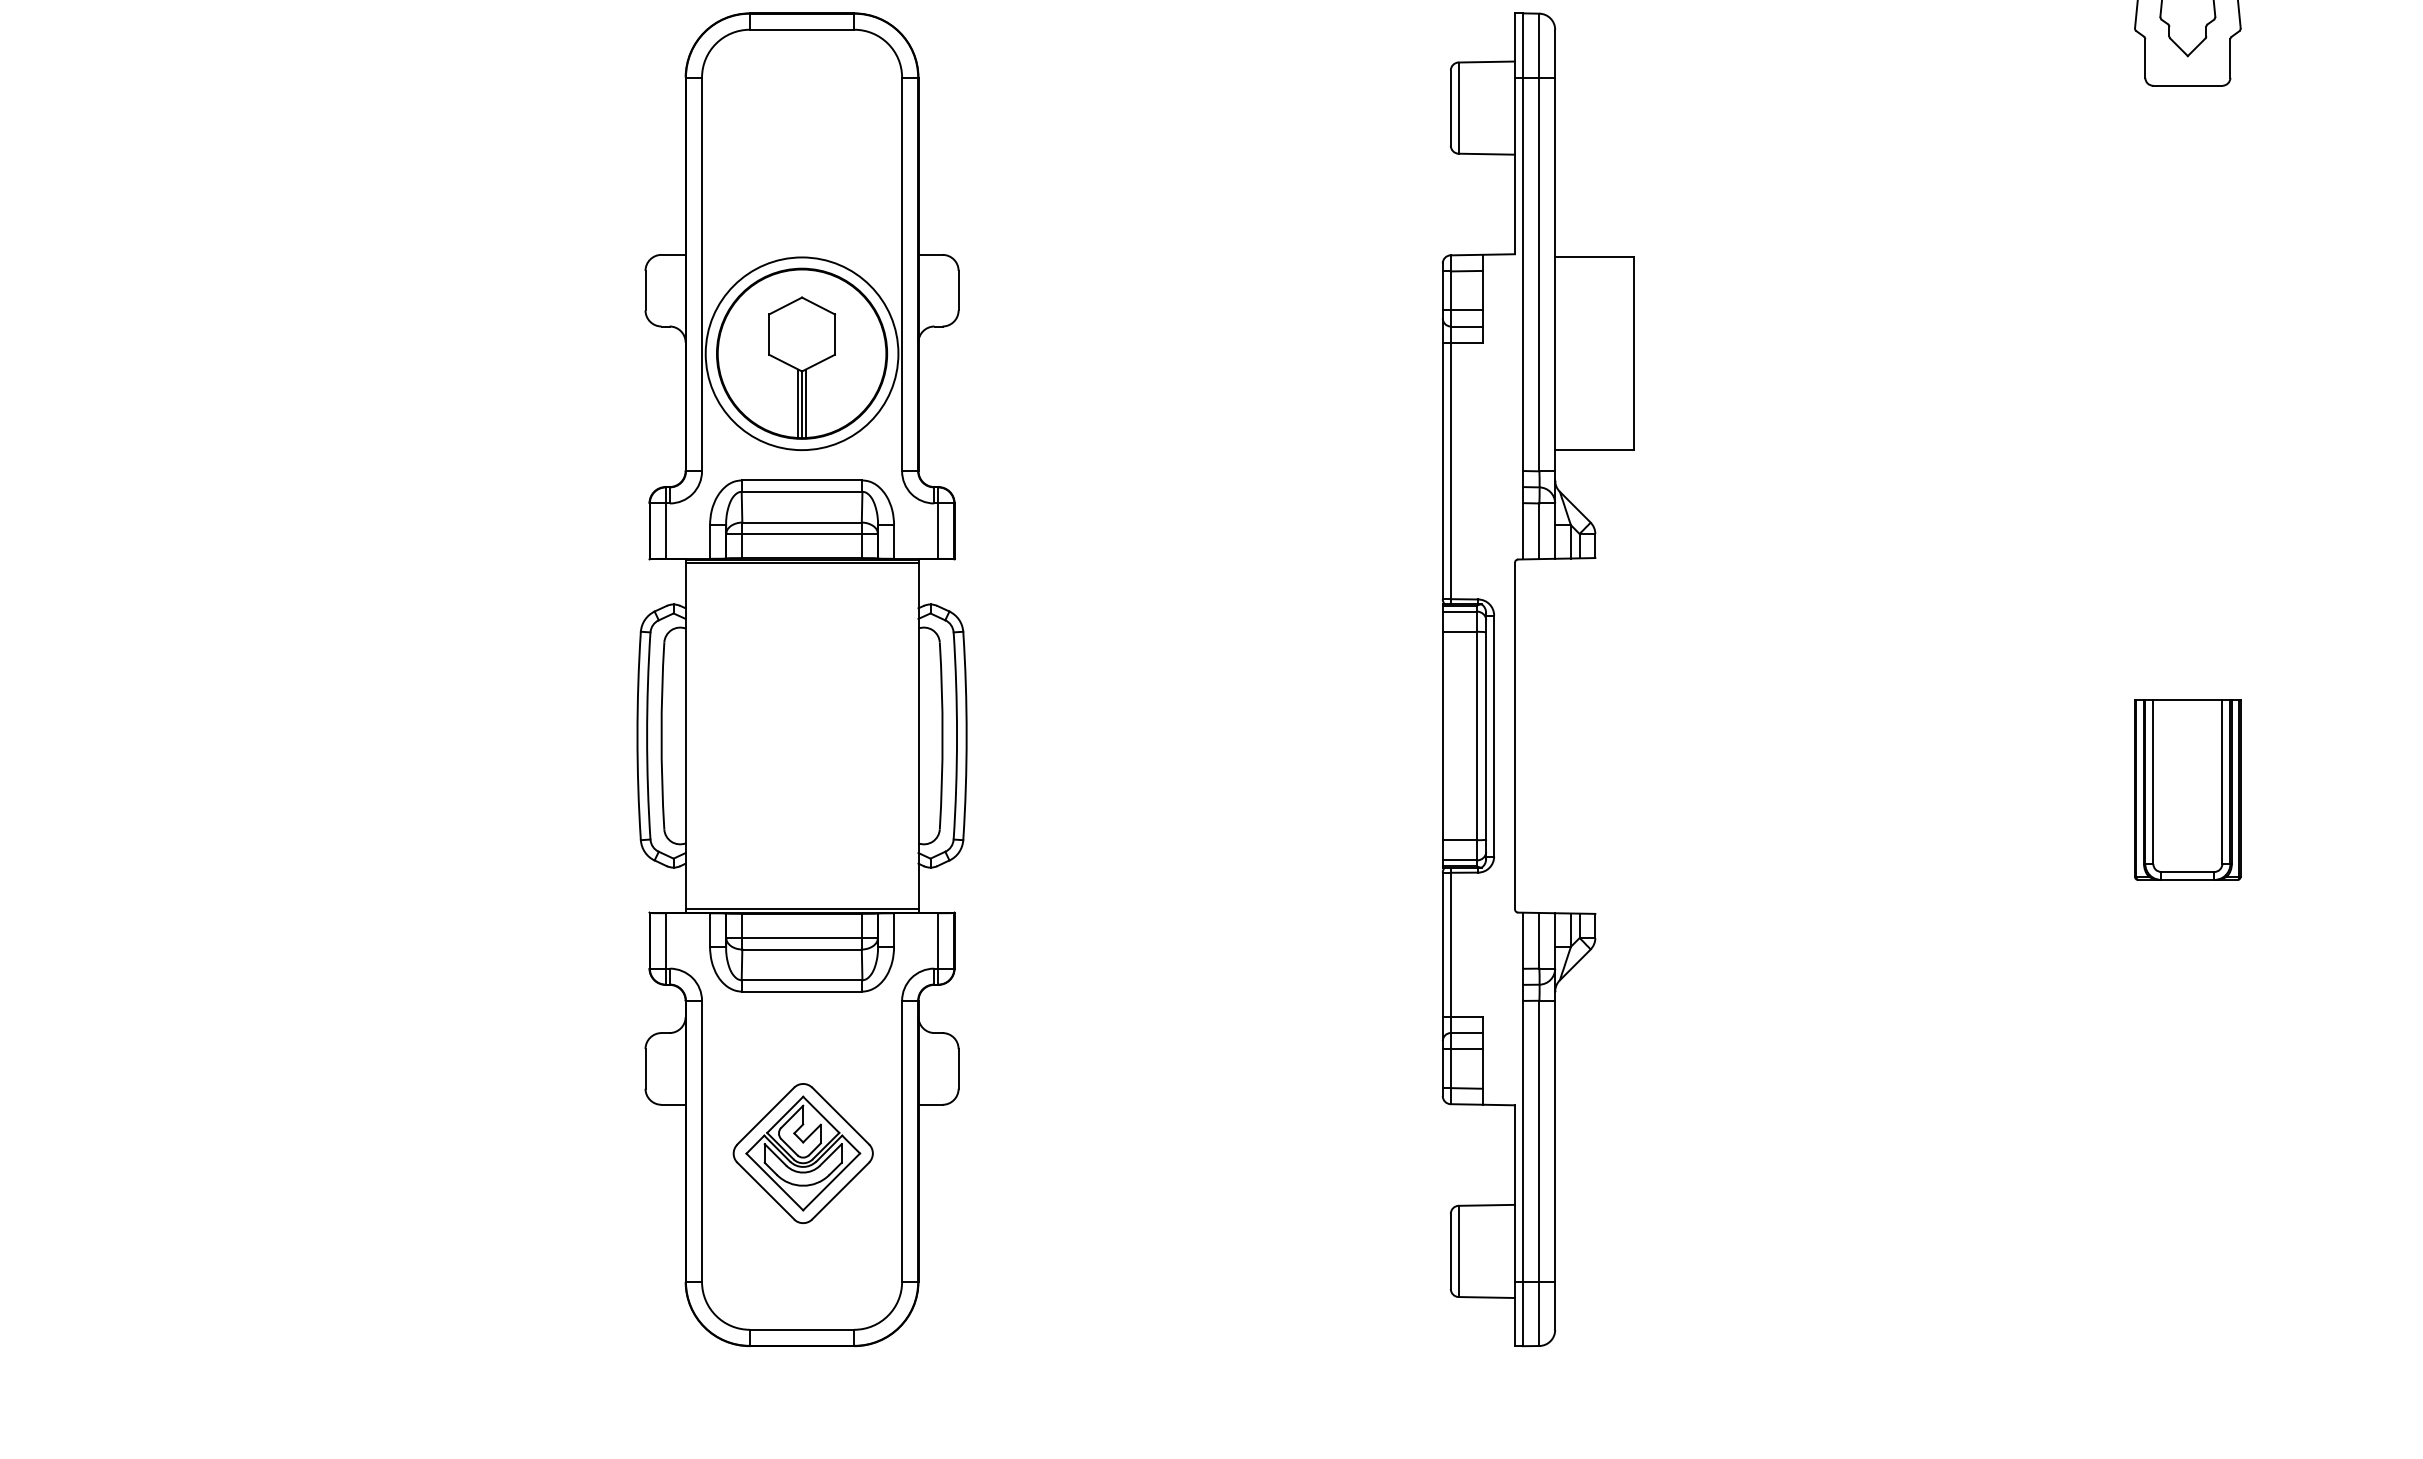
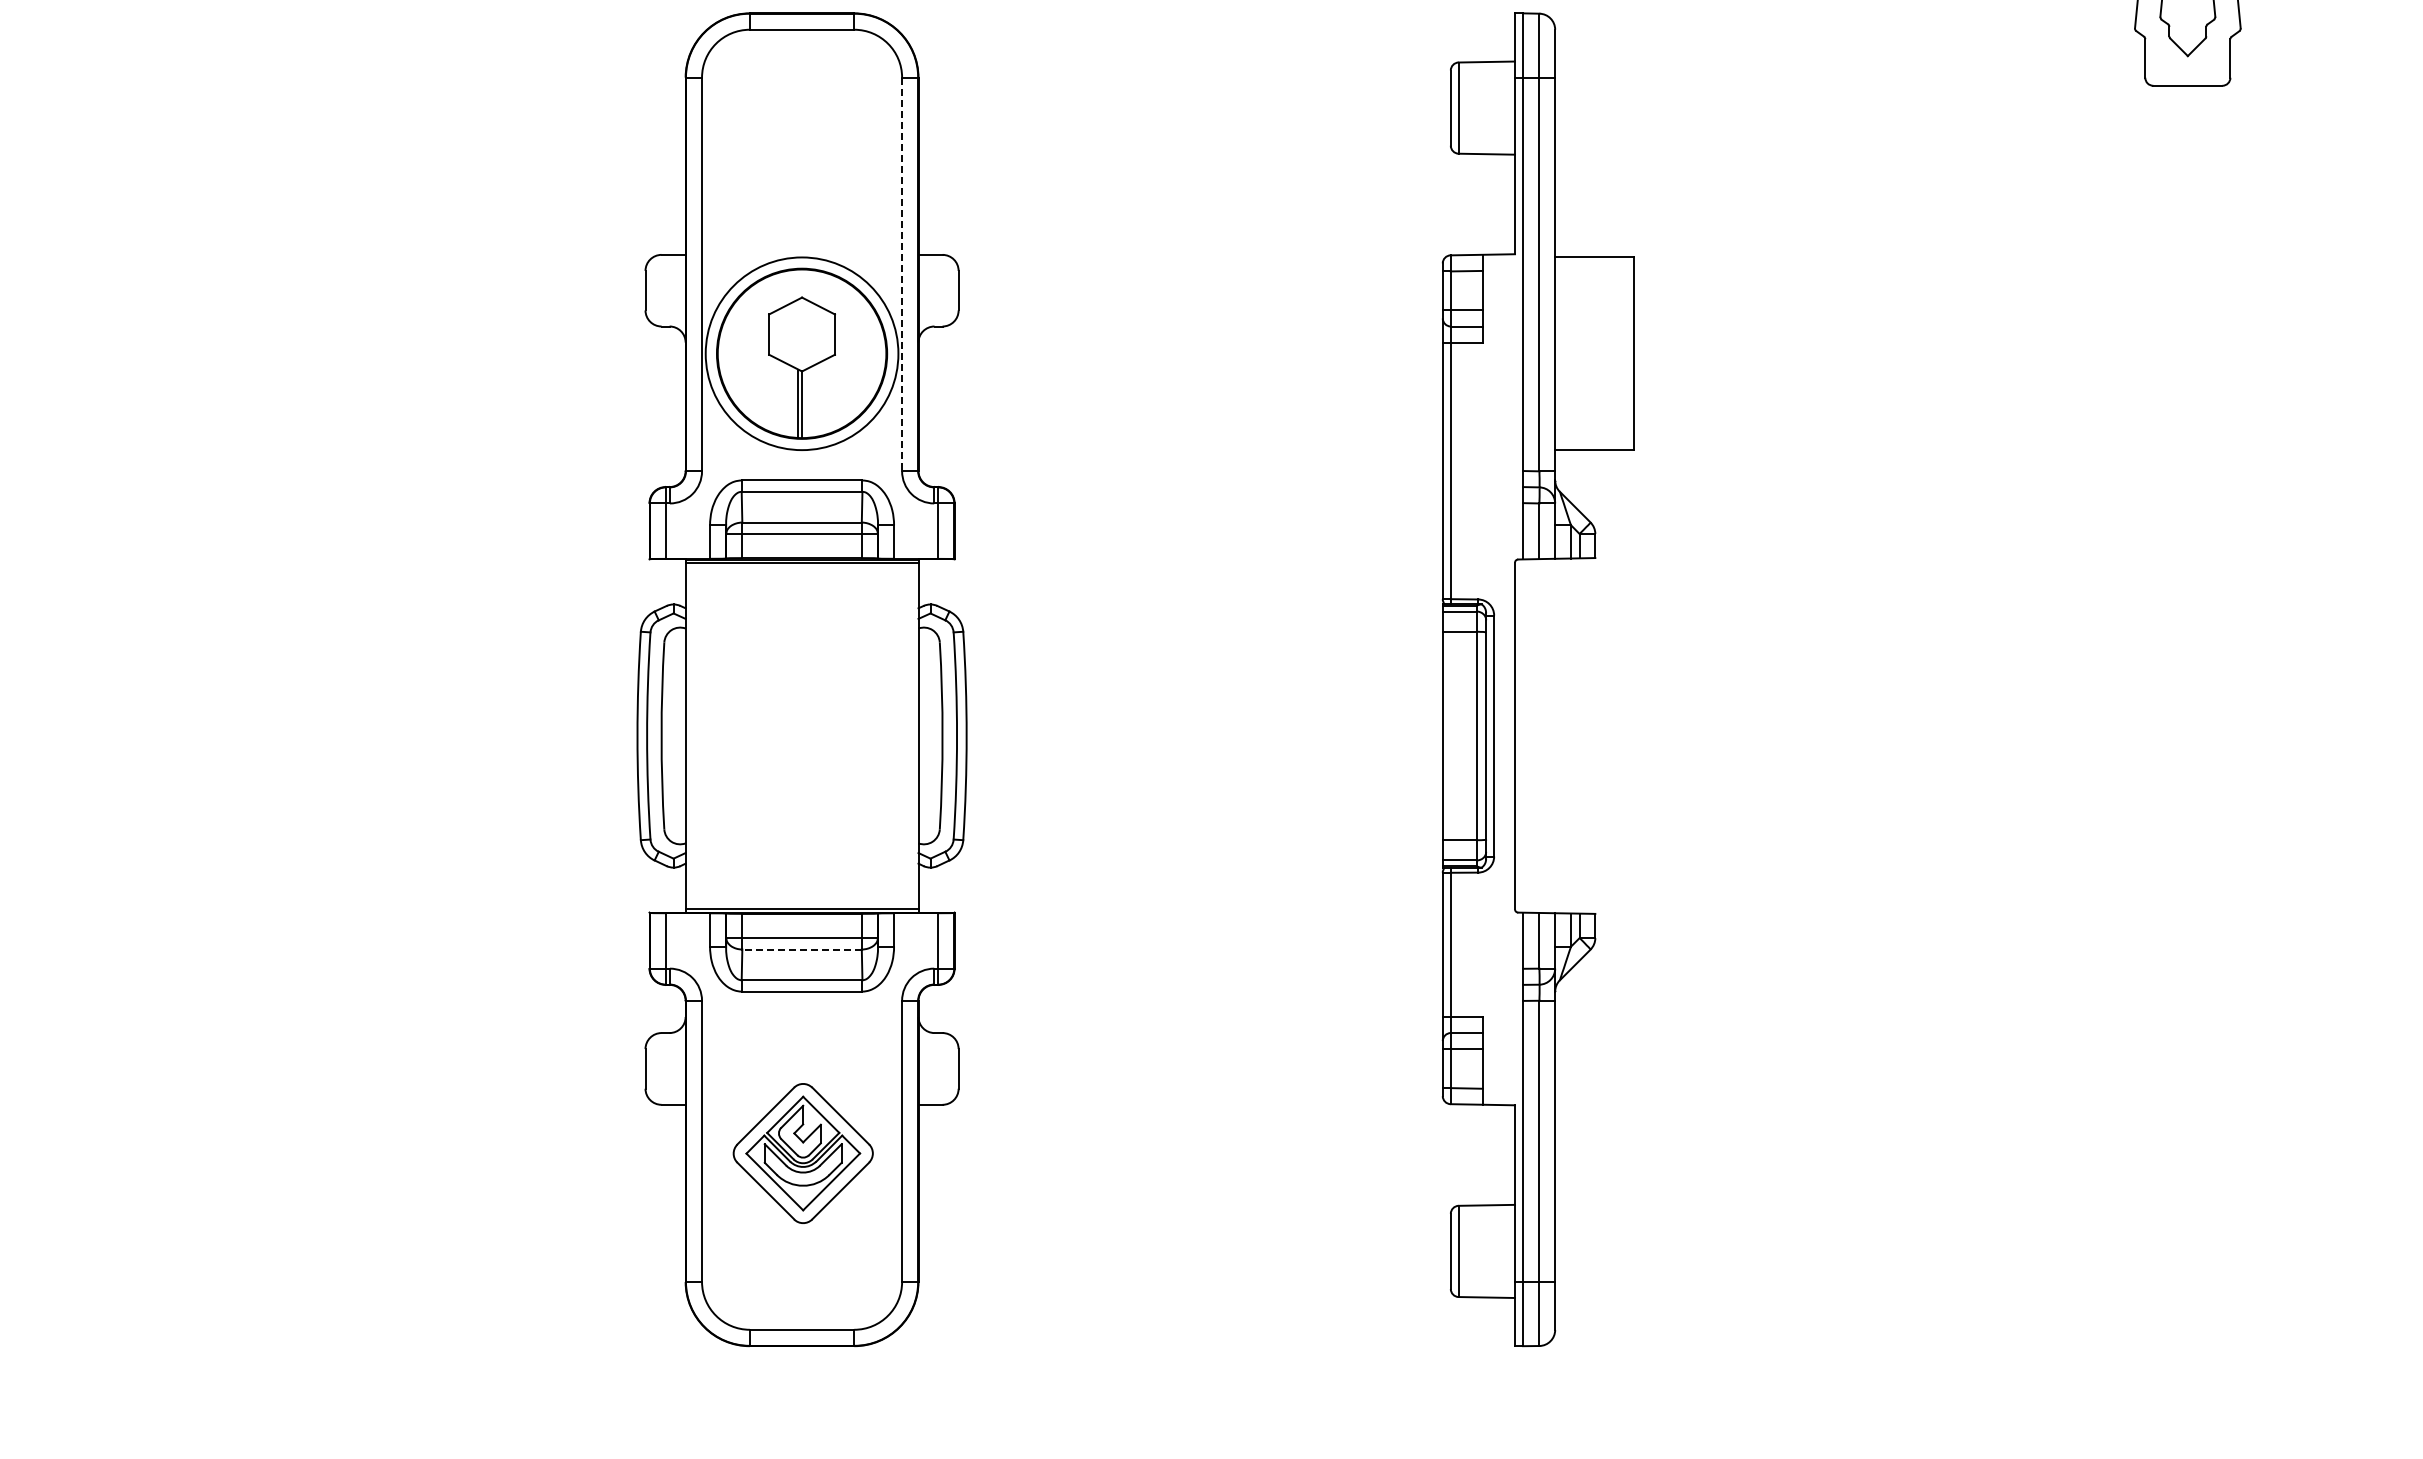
line: solid -> dashed (902, 274)
line: present -> none (806, 403)
part: present -> none (2187, 789)
line: solid -> dashed (802, 949)
